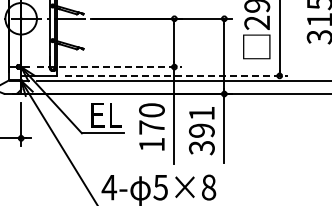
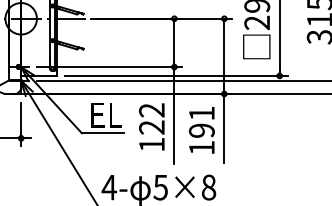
line: dashed -> solid (109, 67)
line: dashed -> solid (176, 75)
text: 170 -> 122 (151, 118)
text: 391 -> 191 (201, 148)
